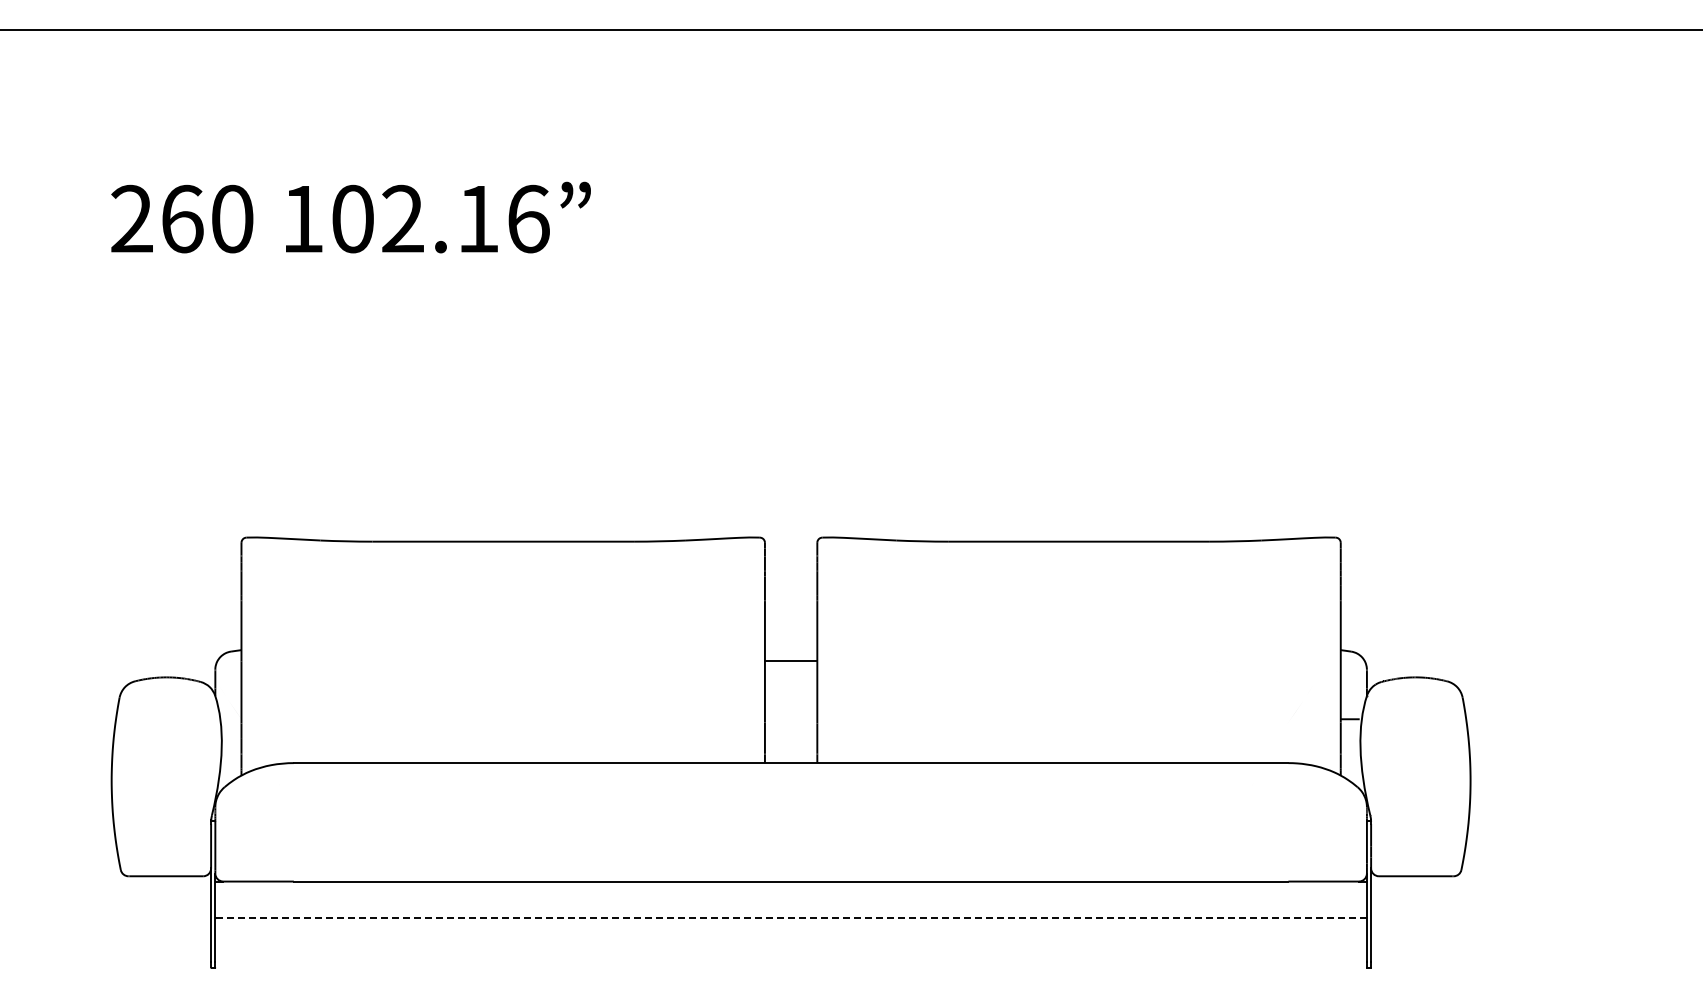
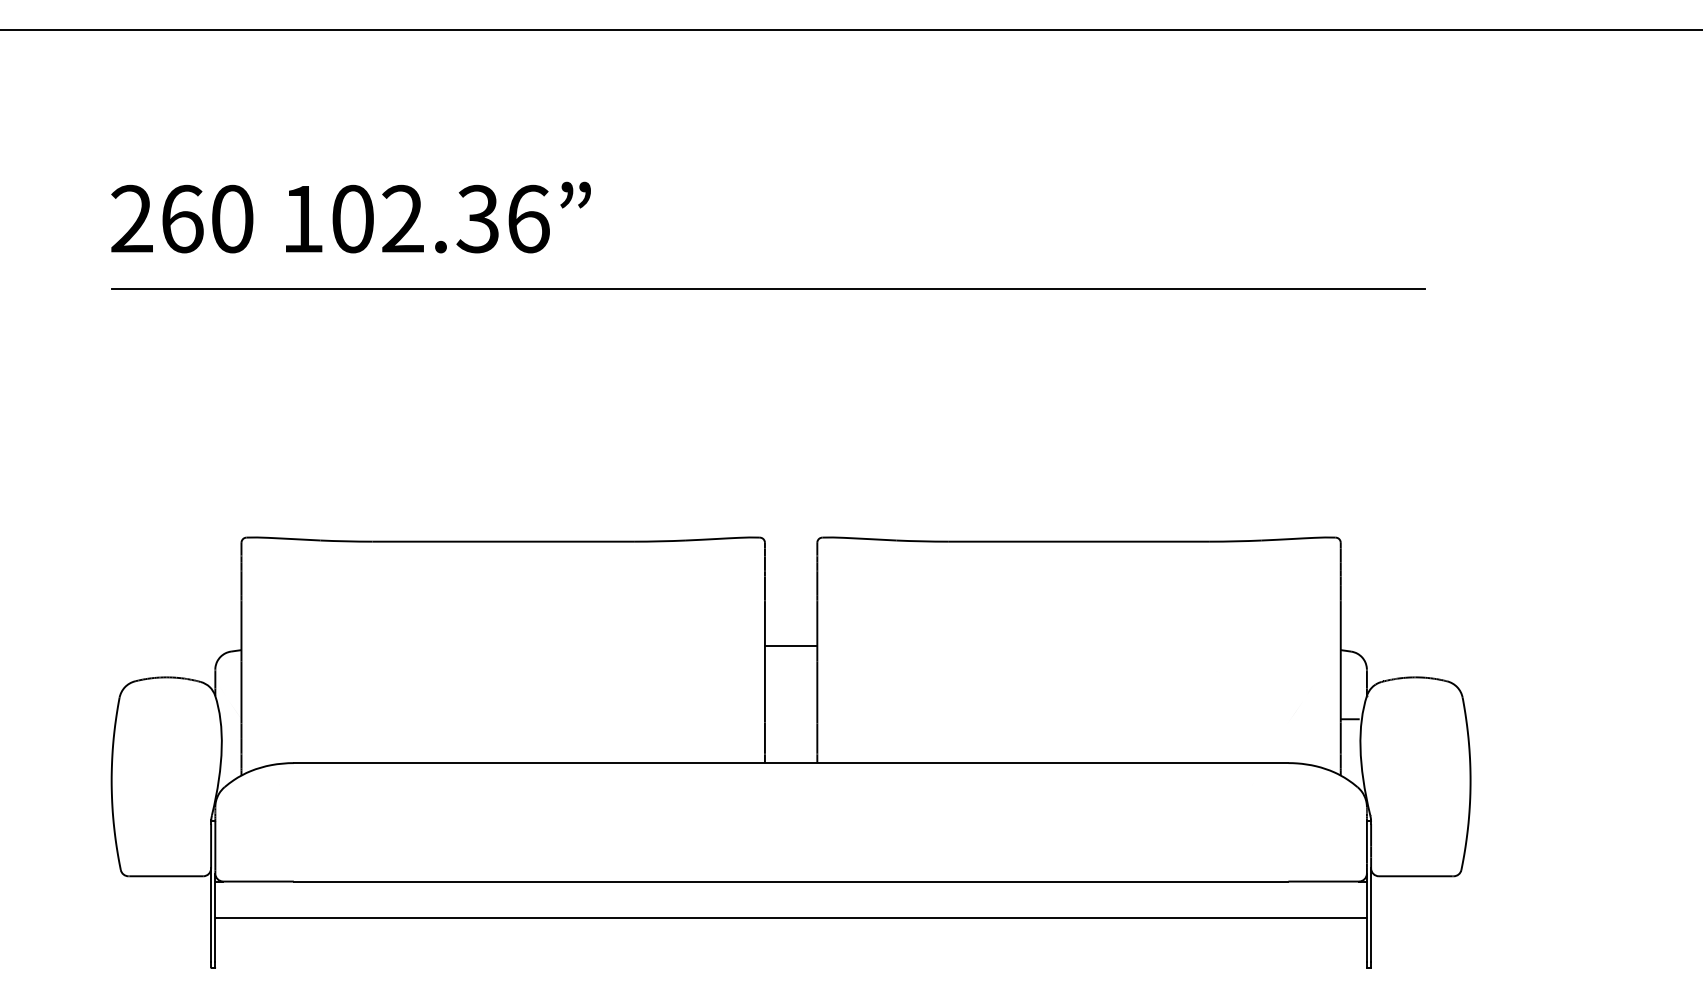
text: 102.16 -> 102.36 (477, 218)
line: none -> present (768, 289)
line position: (790, 660) -> (790, 645) (790, 645)
line: dashed -> solid (791, 918)
